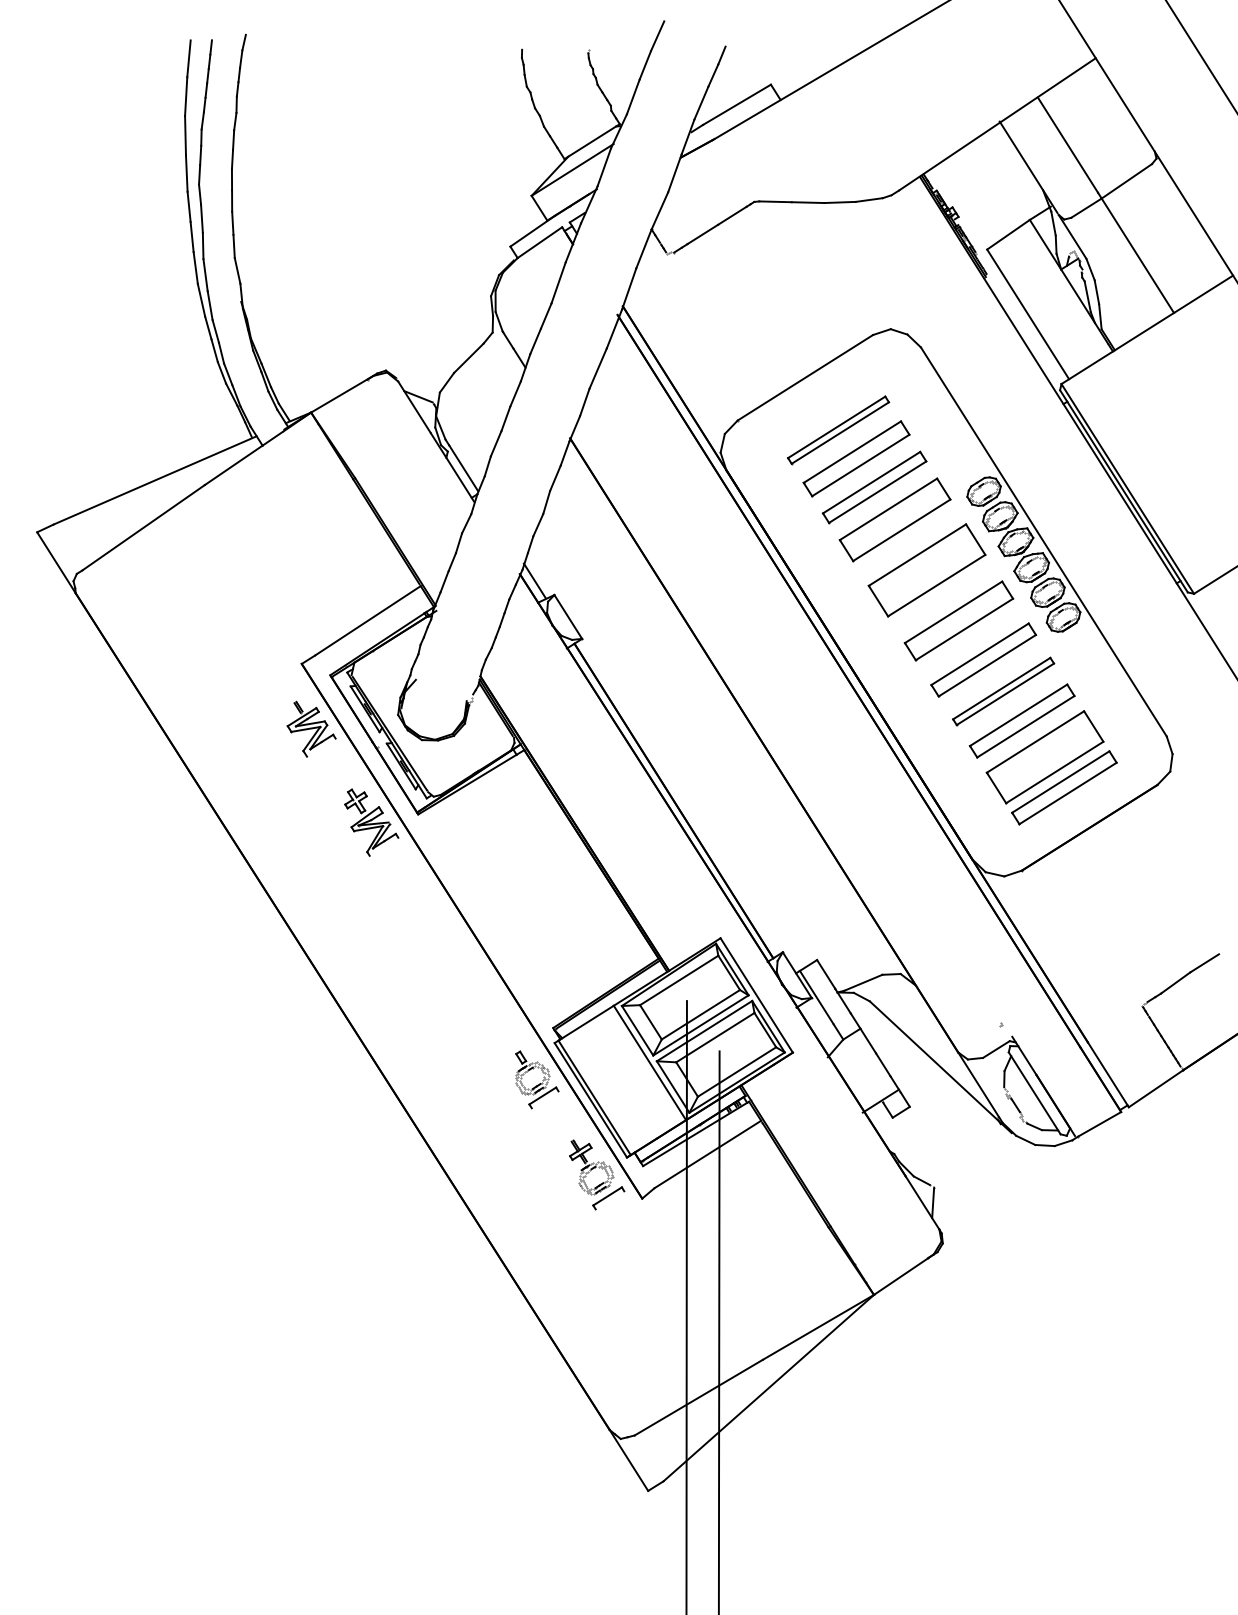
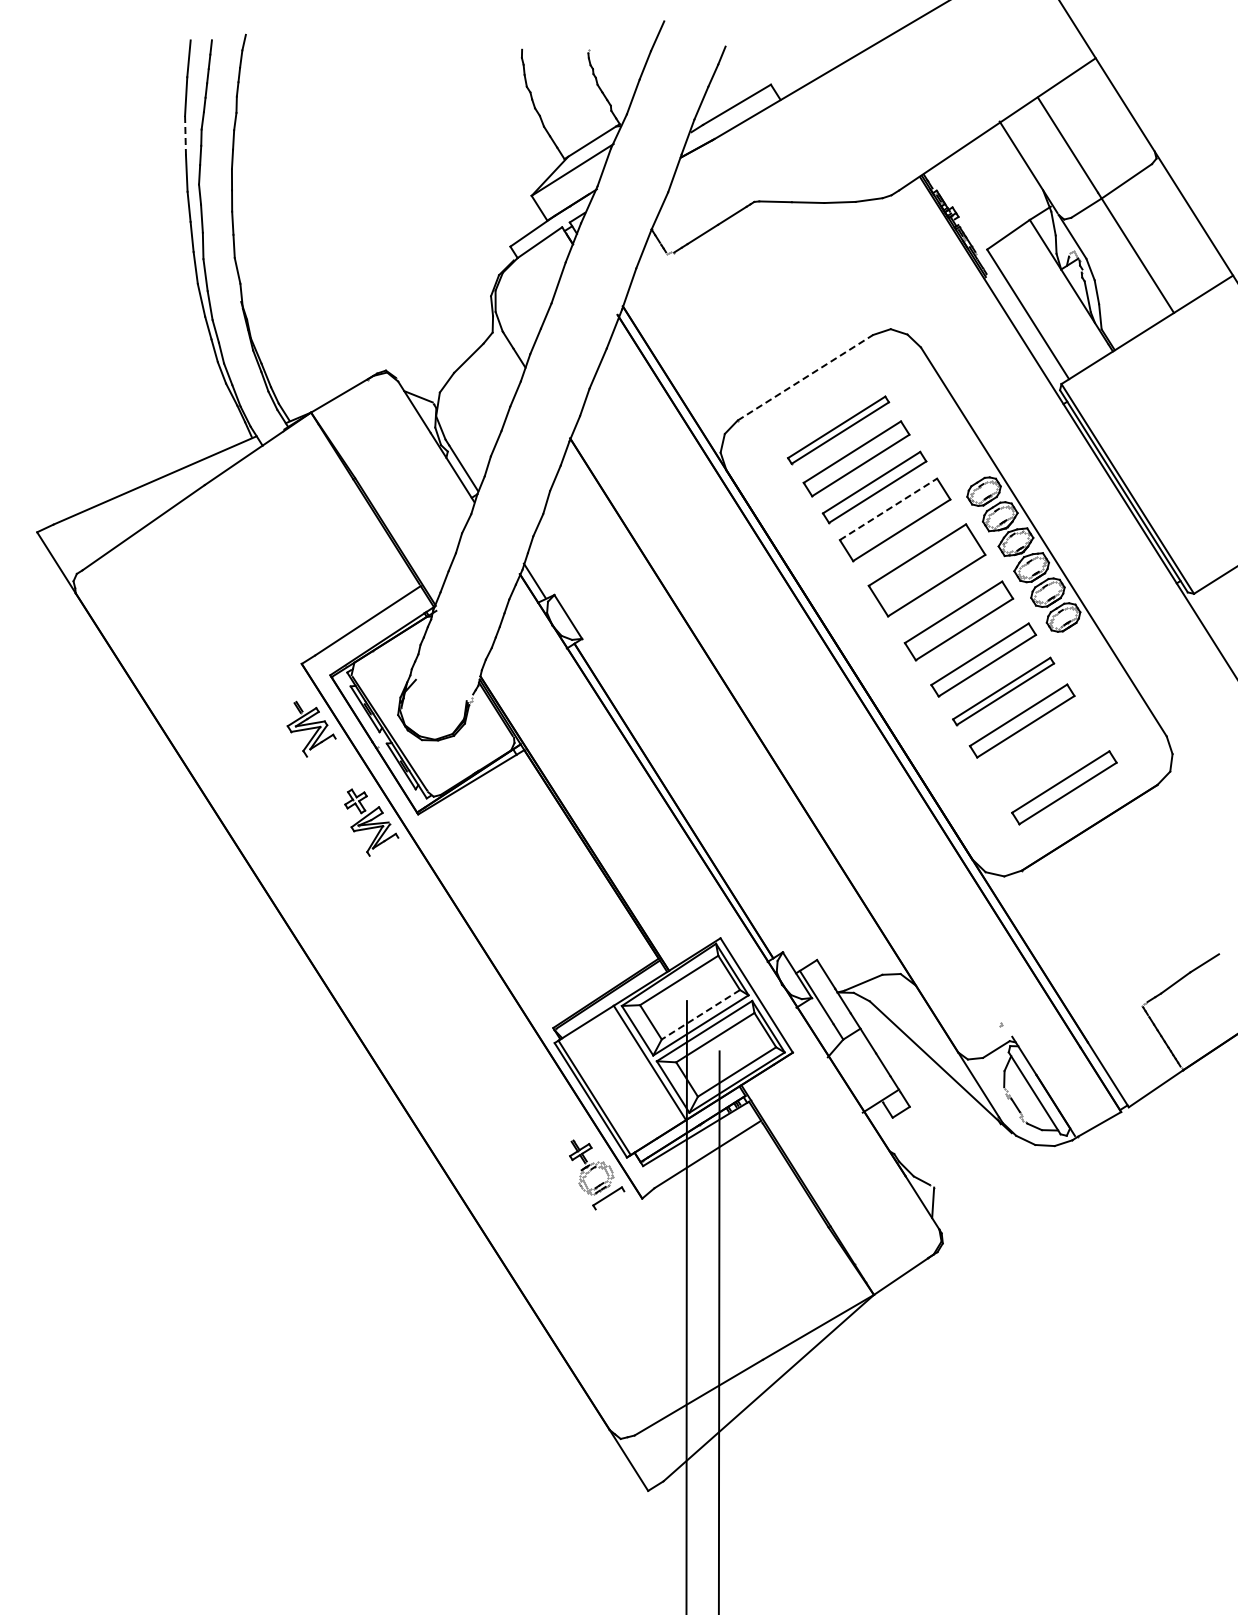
line: present -> none (1200, 55)
line: solid -> dashed (185, 135)
line: solid -> dashed (805, 377)
line: solid -> dashed (888, 509)
part: present -> none (1044, 757)
line: solid -> dashed (700, 1015)
part: present -> none (537, 1079)
